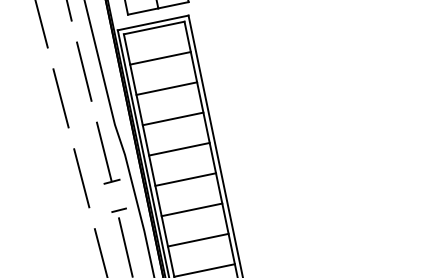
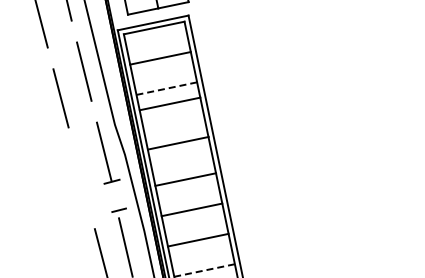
line: solid -> dashed (166, 88)
line position: (172, 118) -> (169, 103) (169, 103)
line position: (179, 148) -> (178, 142) (178, 142)
line: present -> none (81, 178)
line: solid -> dashed (204, 270)
